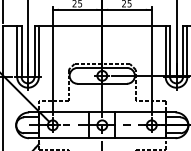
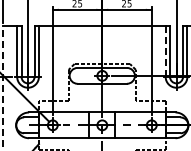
line: solid -> dashed (165, 52)
line: solid -> dashed (3, 88)
